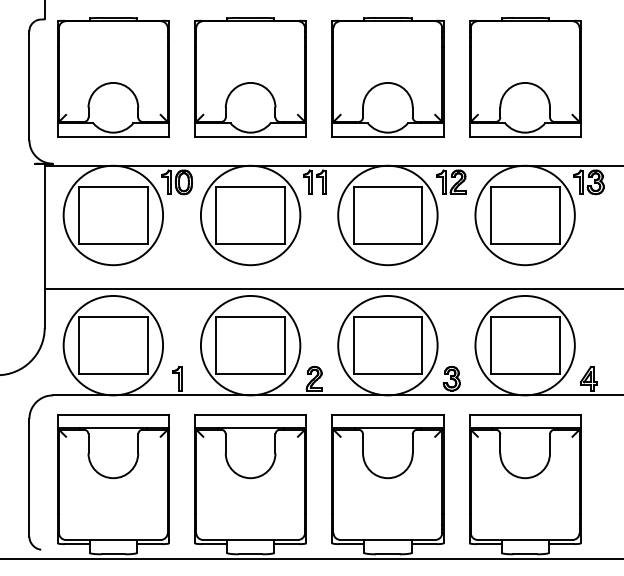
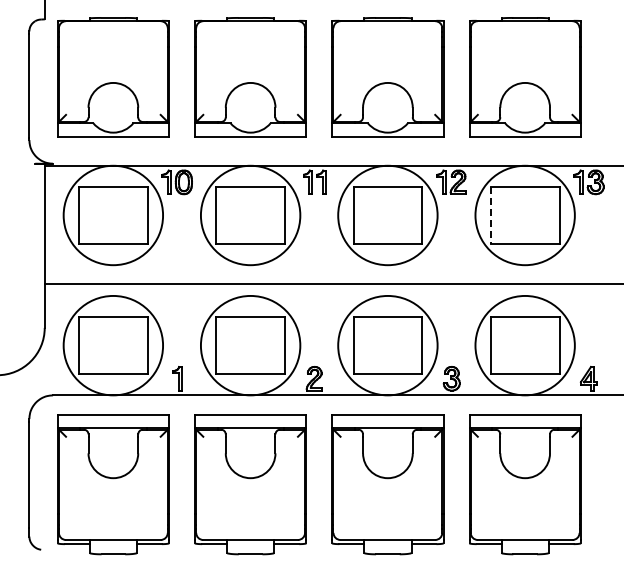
line: solid -> dashed (490, 215)
line position: (332, 288) -> (332, 283) (332, 283)
line: present -> none (311, 558)
